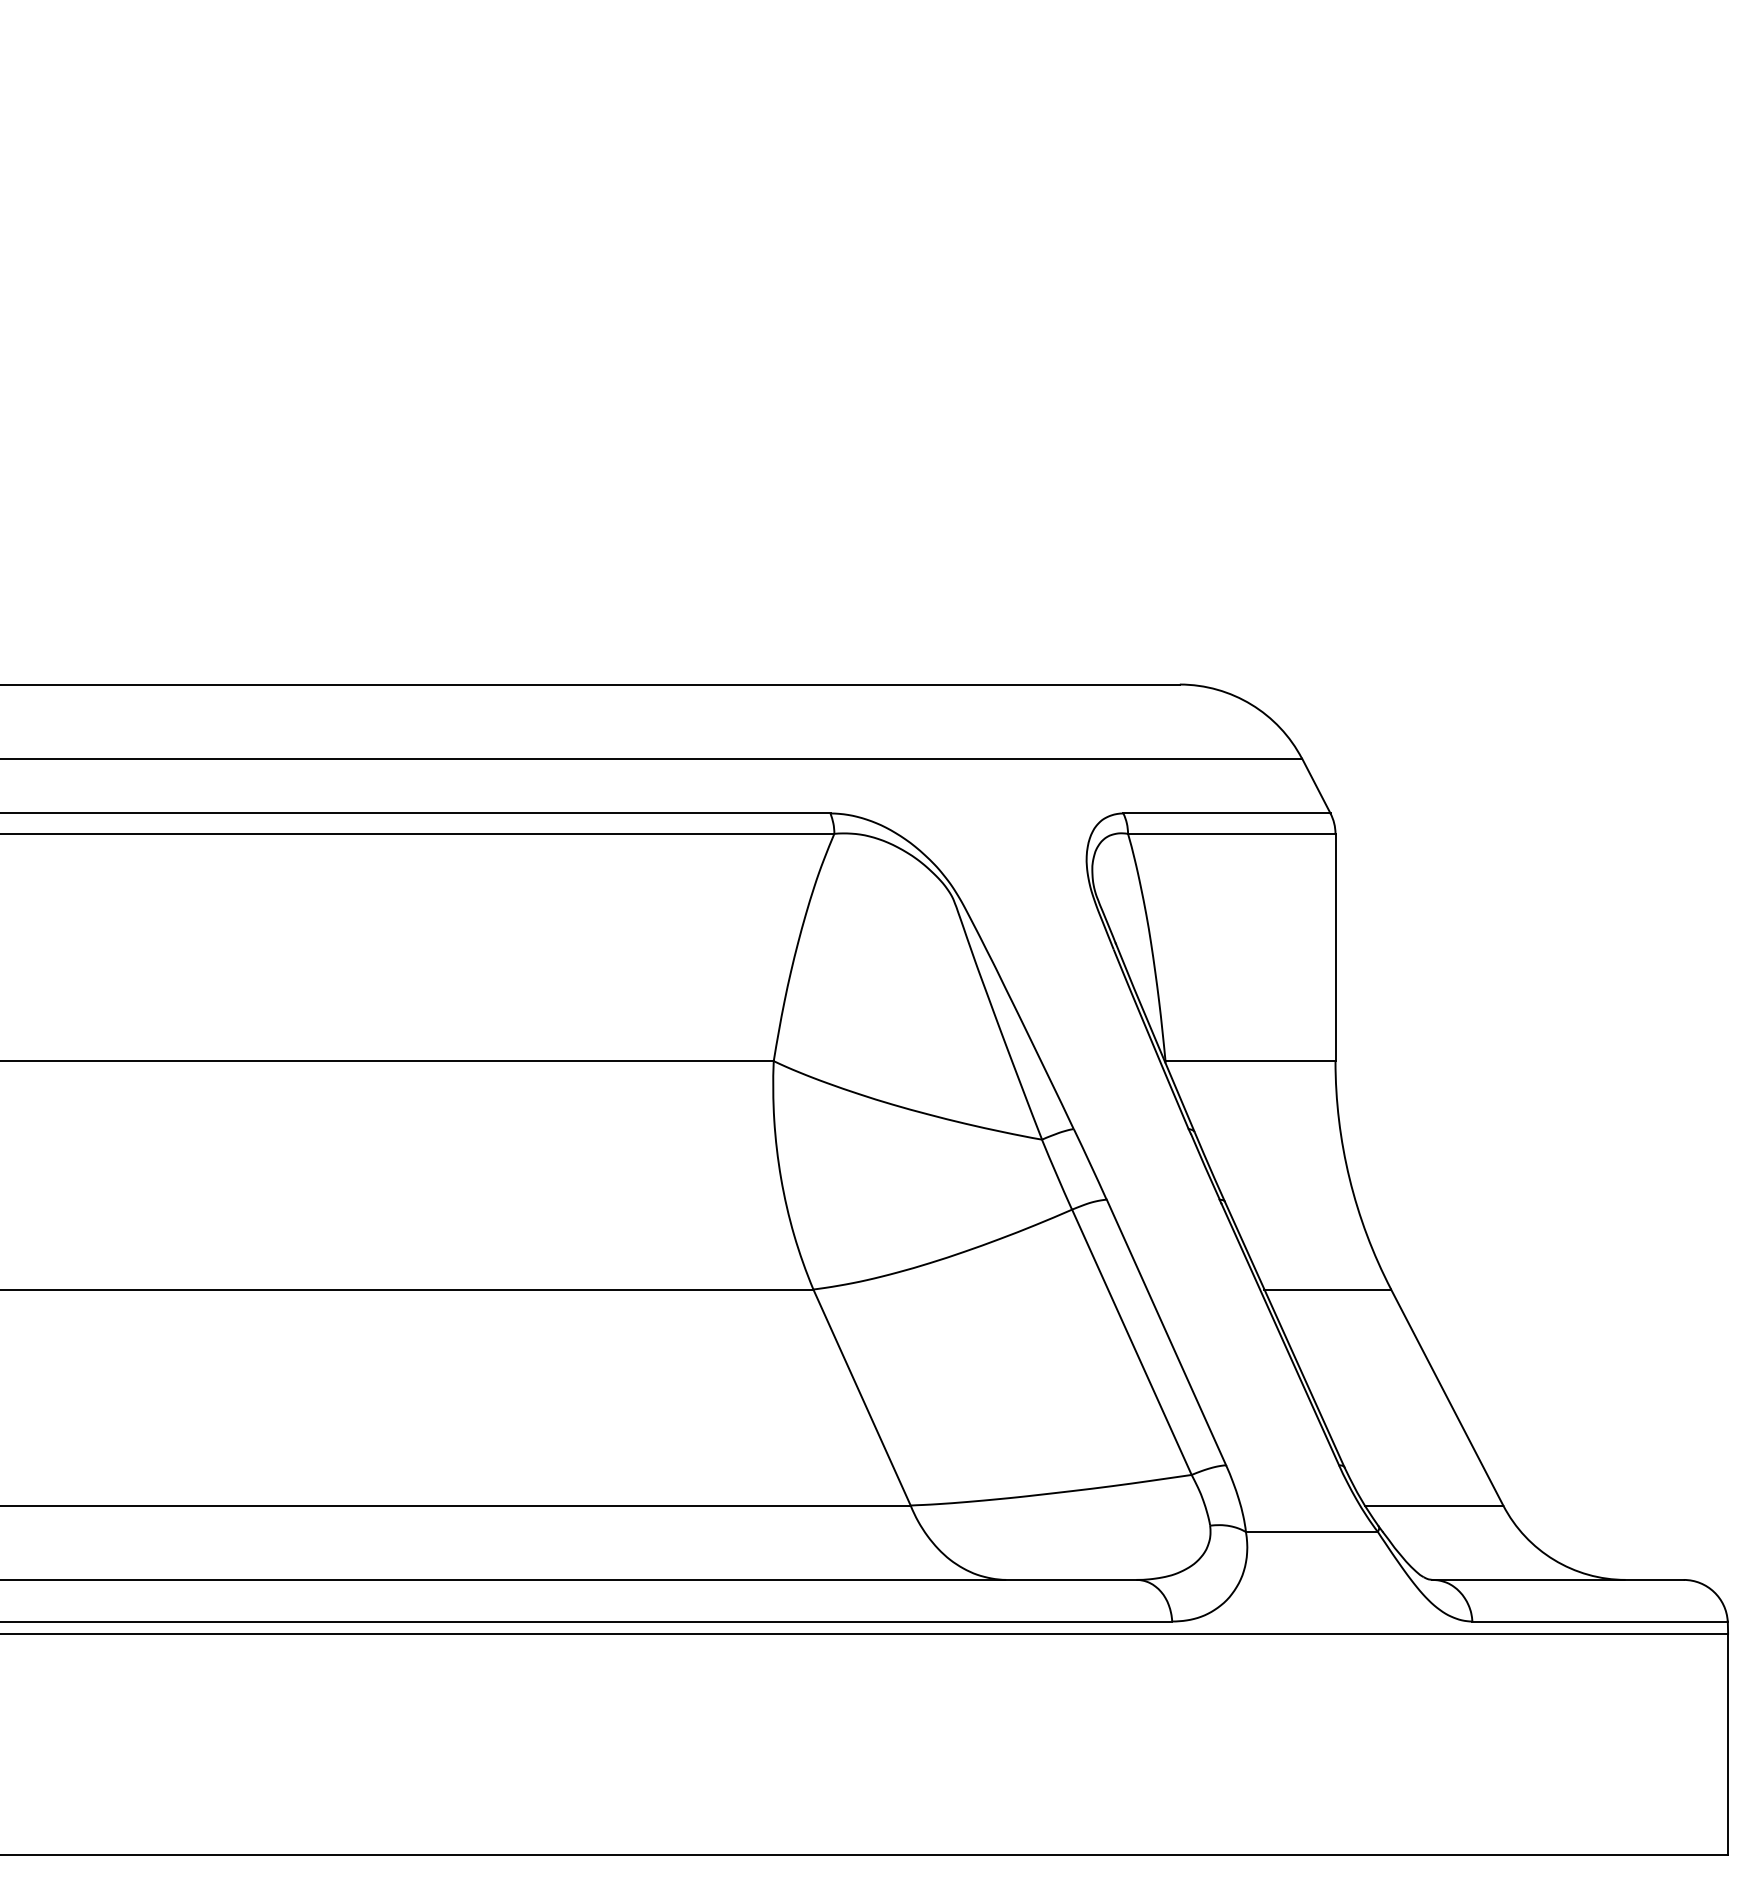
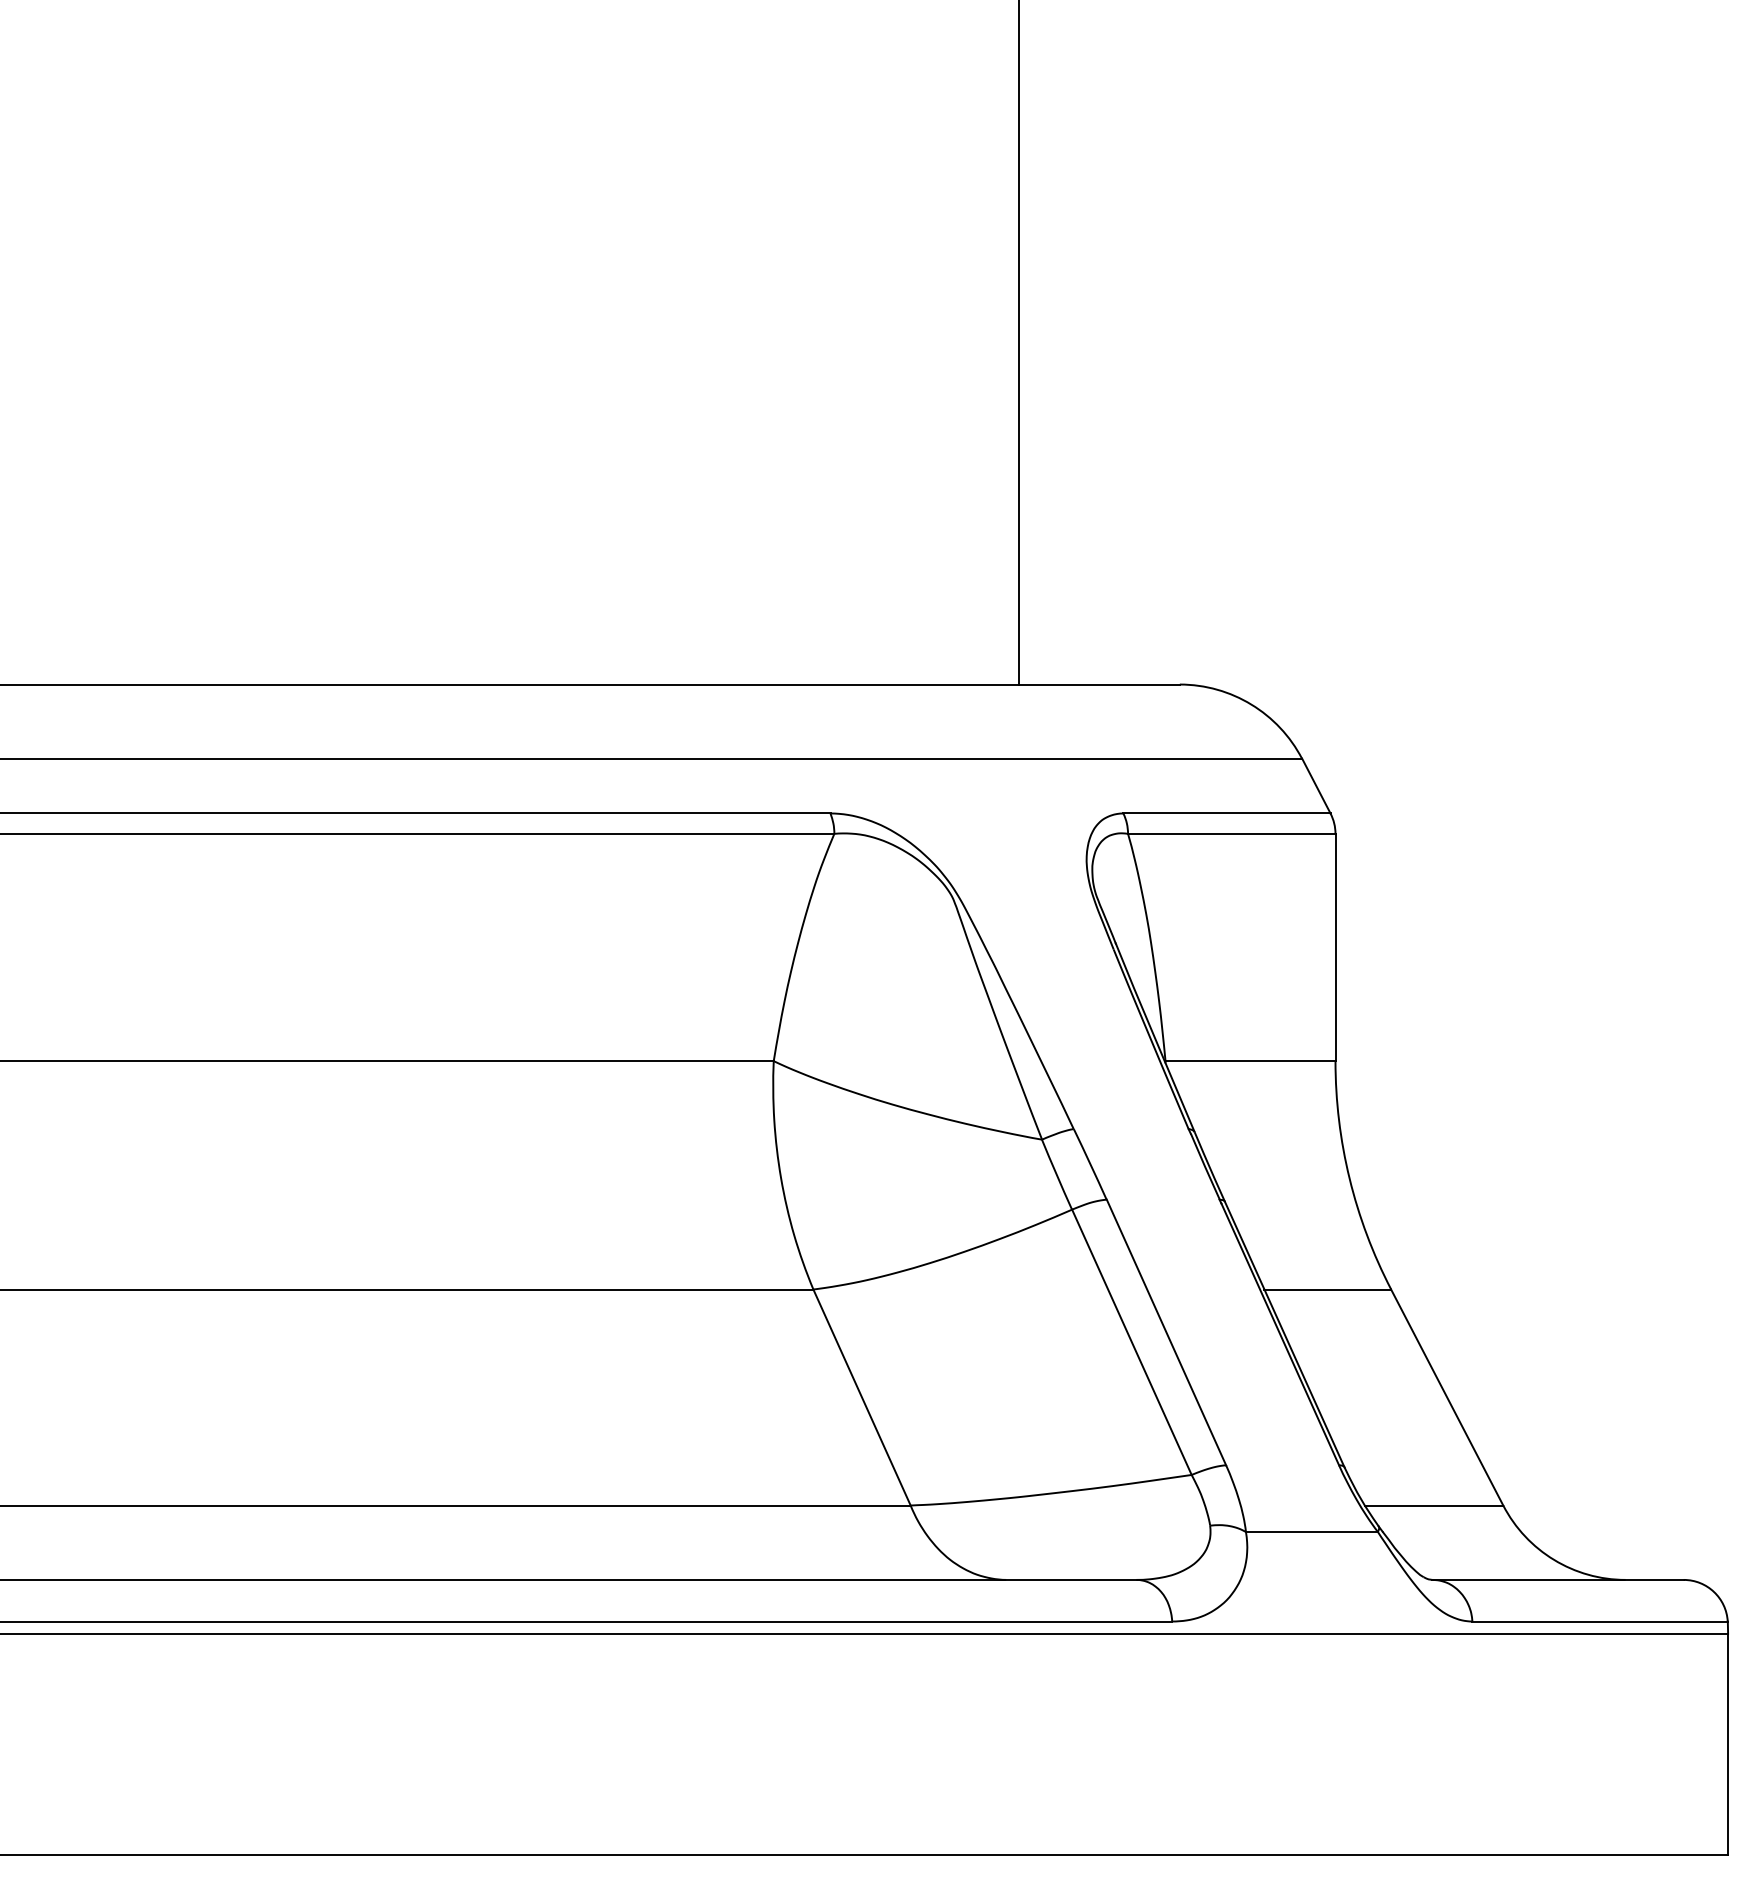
line: none -> present (1018, 343)
